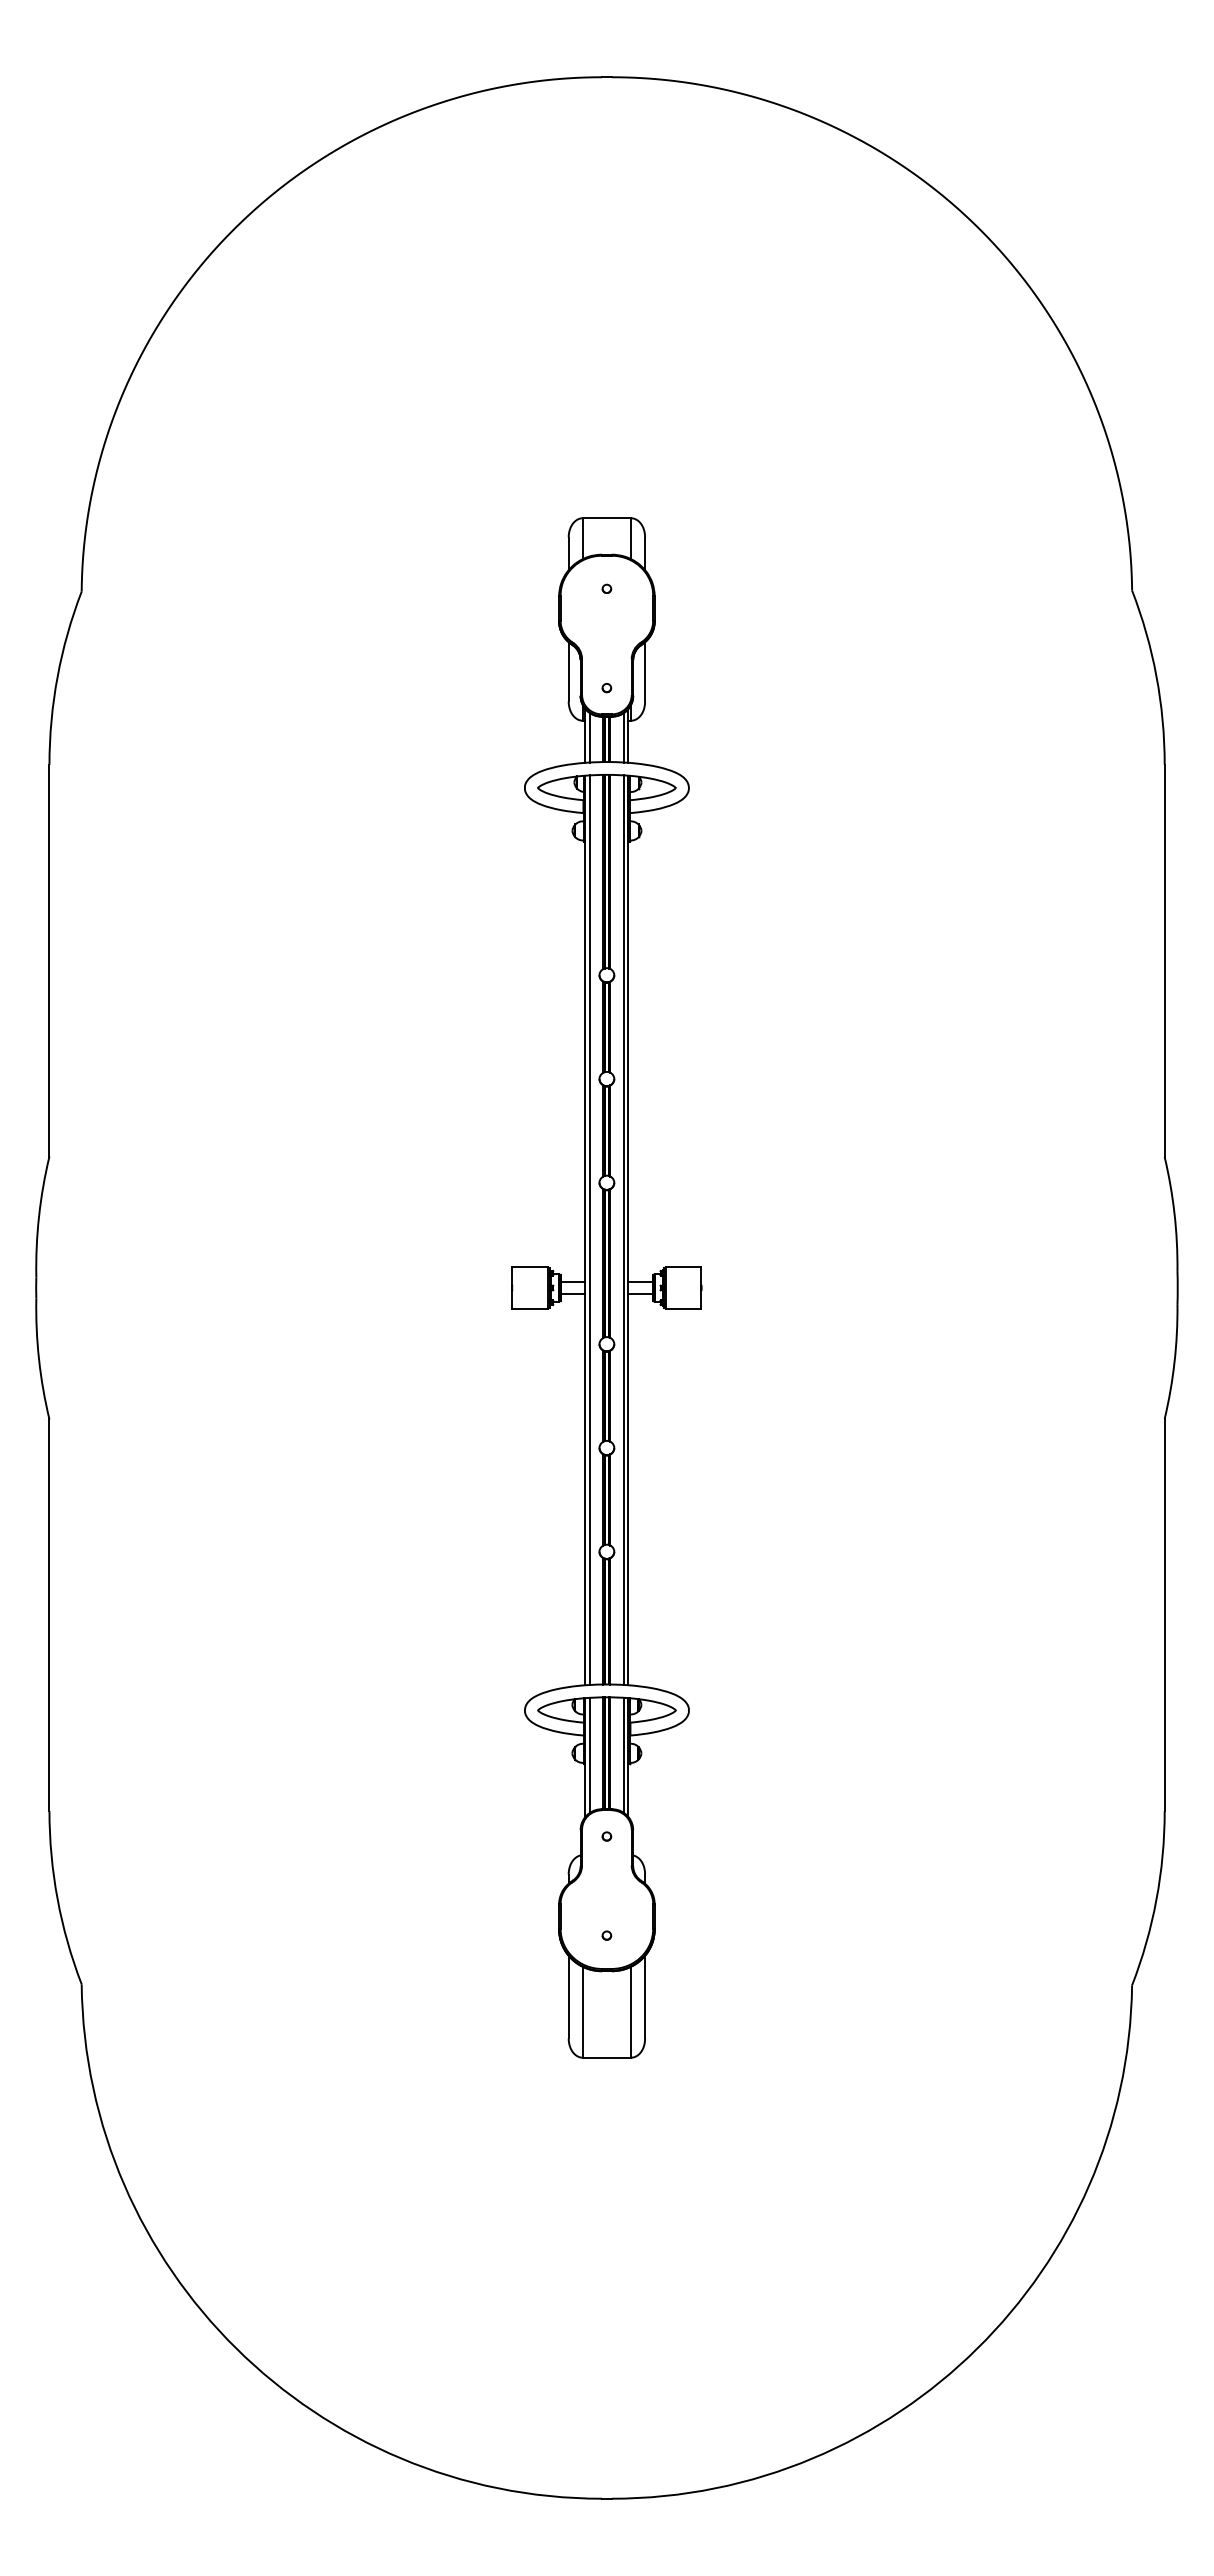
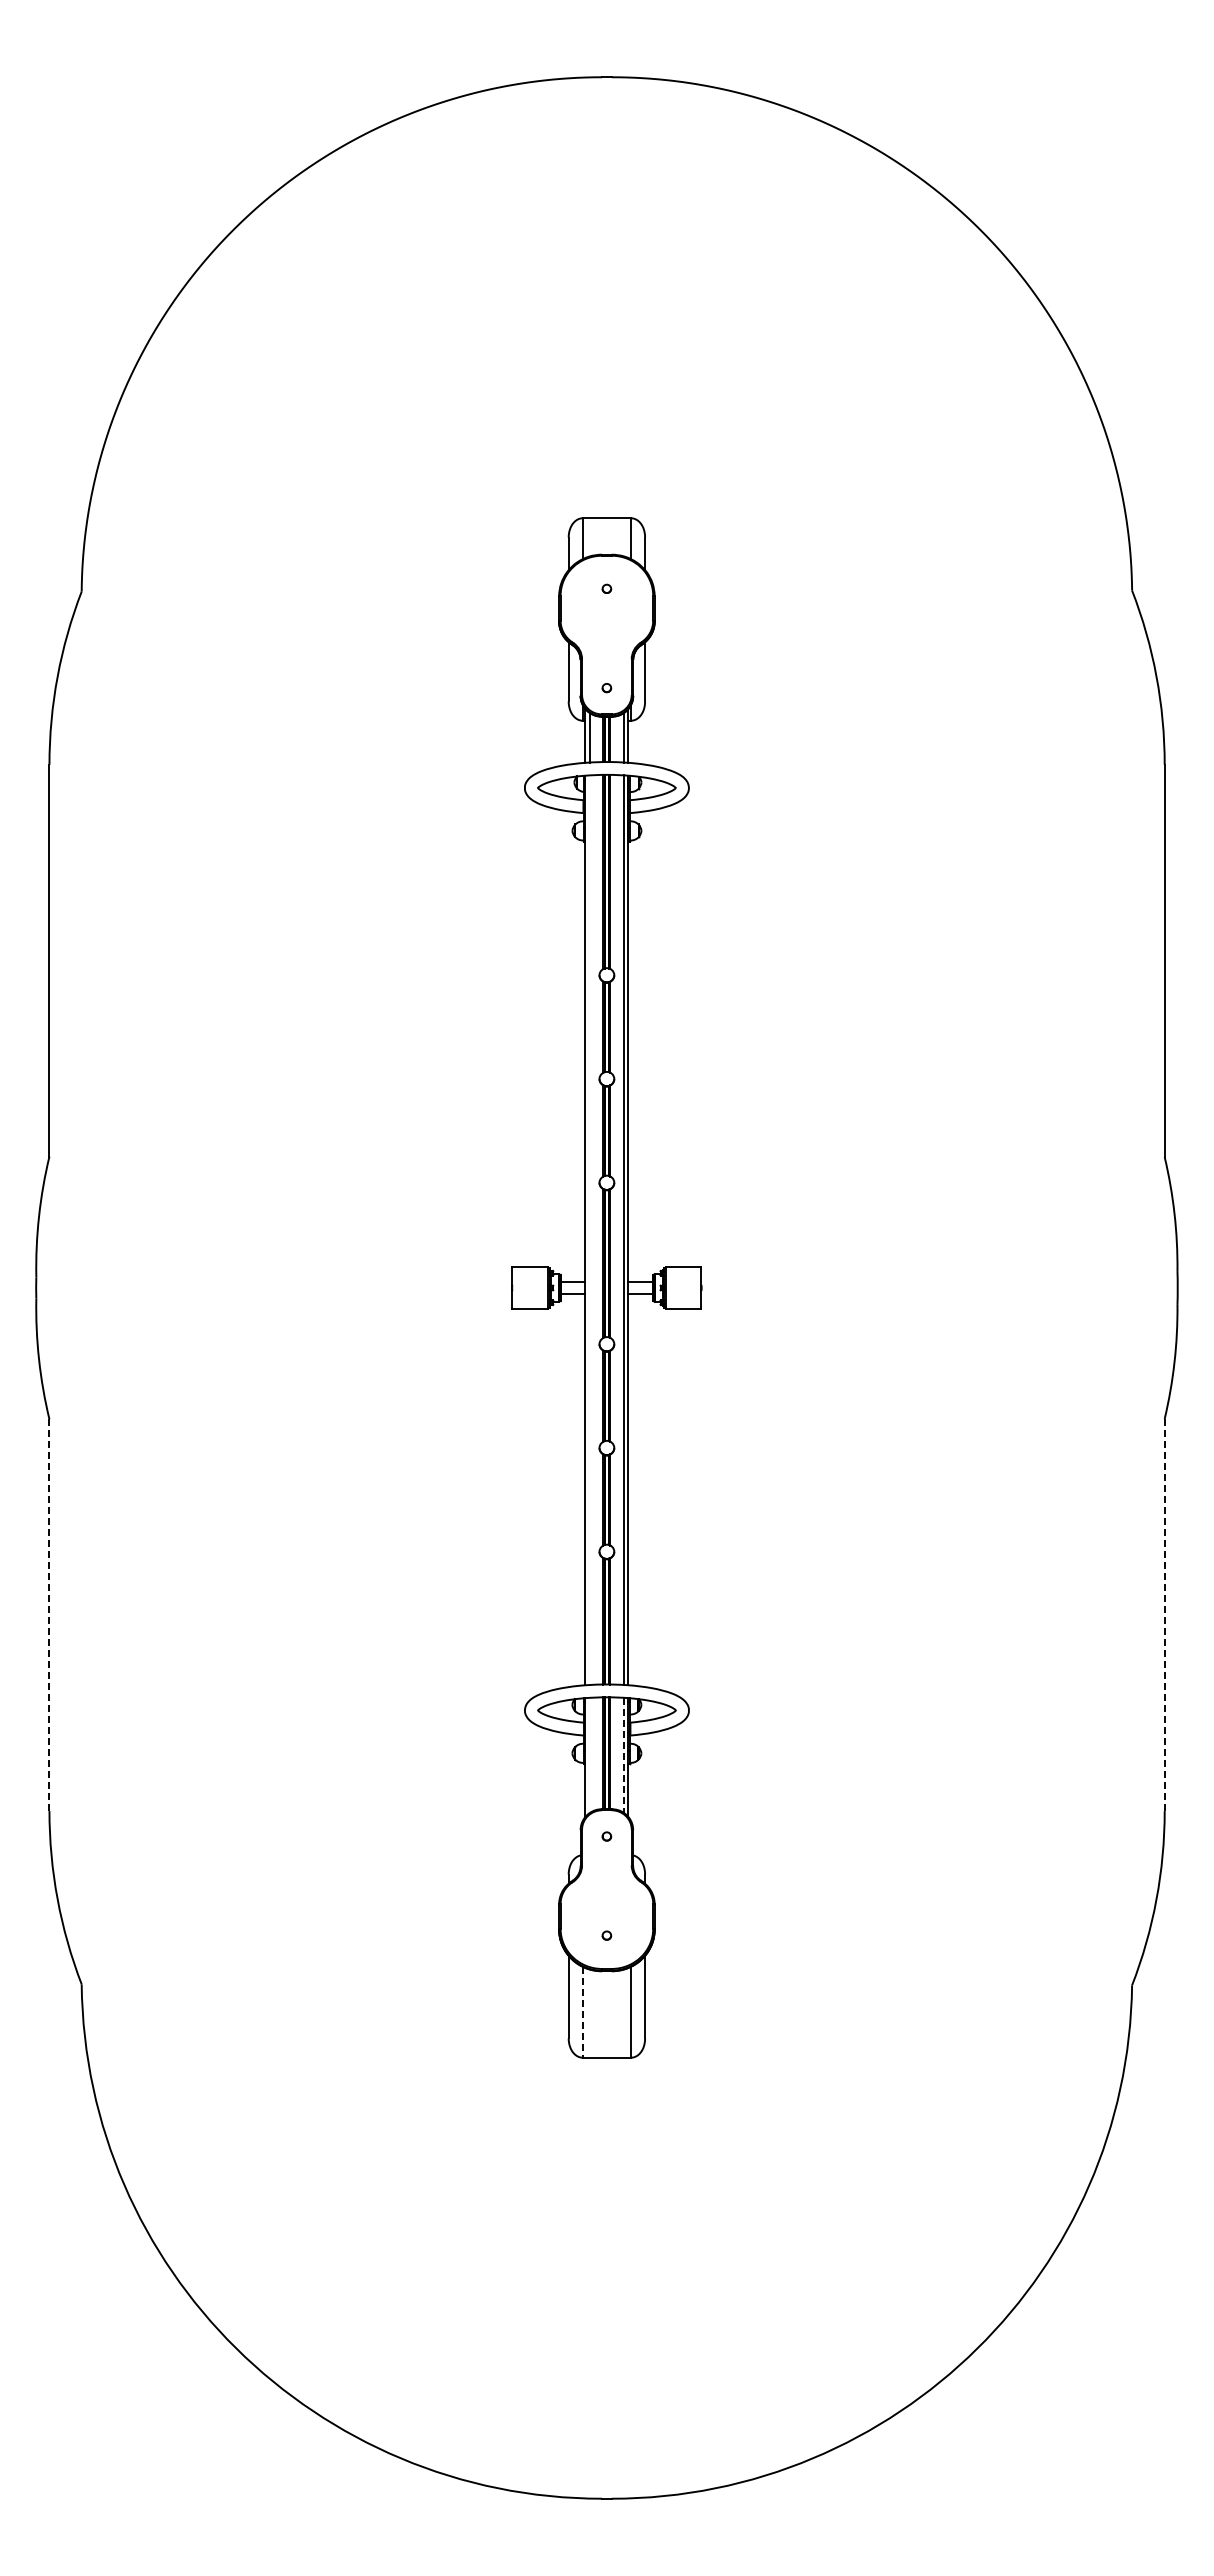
line: present -> none (590, 1229)
line: solid -> dashed (1164, 1614)
line: solid -> dashed (49, 1615)
line: present -> none (590, 1754)
line: solid -> dashed (623, 1755)
line: solid -> dashed (583, 2012)
